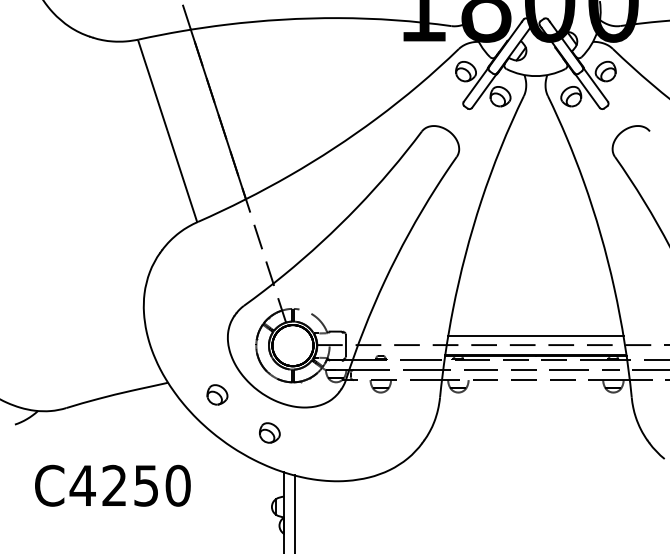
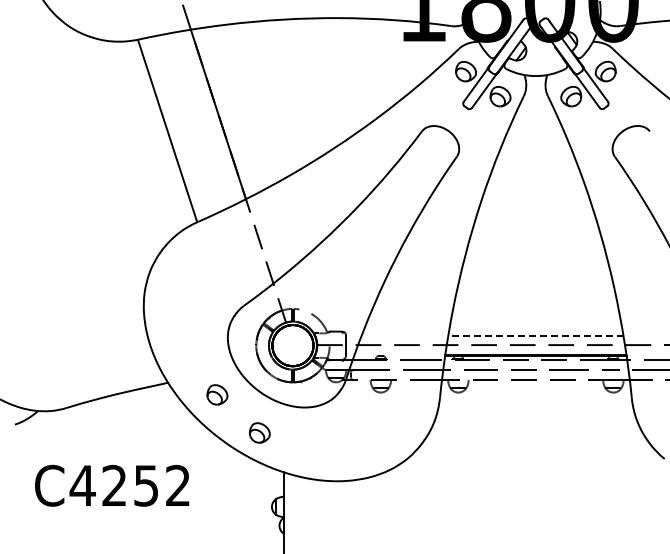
line: solid -> dashed (535, 336)
part position: (269, 432) -> (259, 432) (259, 432)
text: C4250 -> C4252 (177, 485)
line: present -> none (294, 512)
